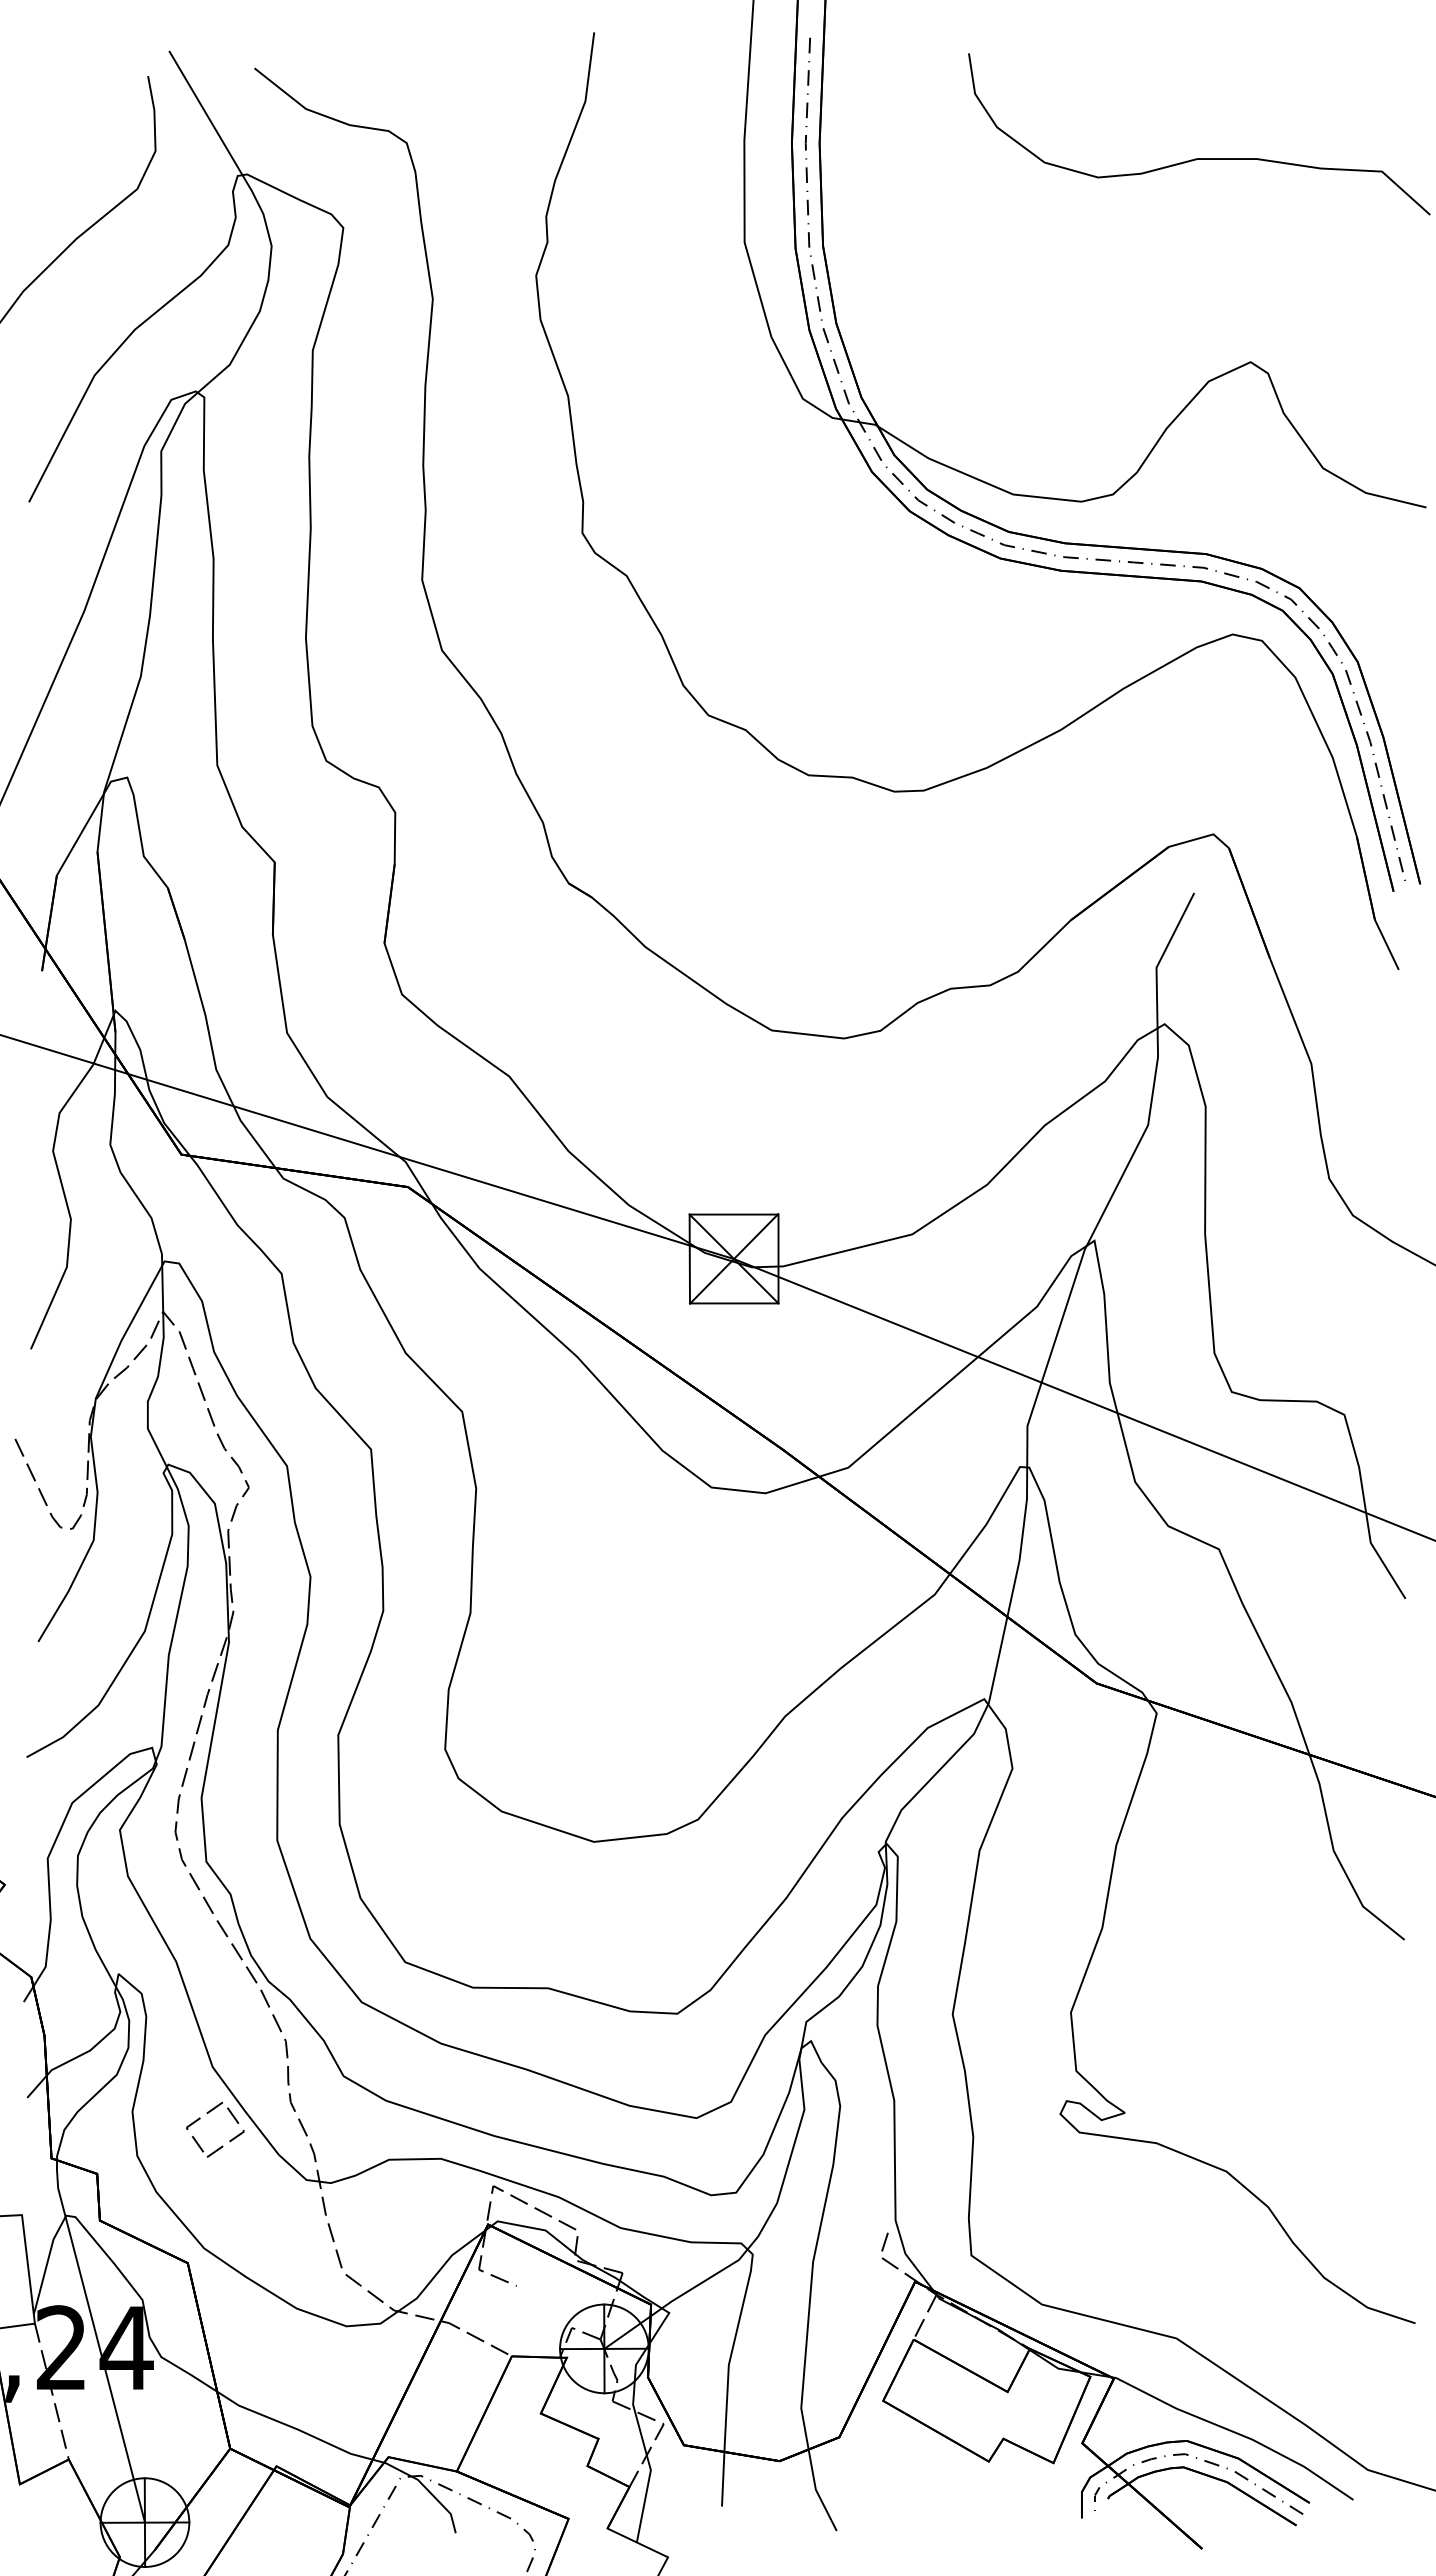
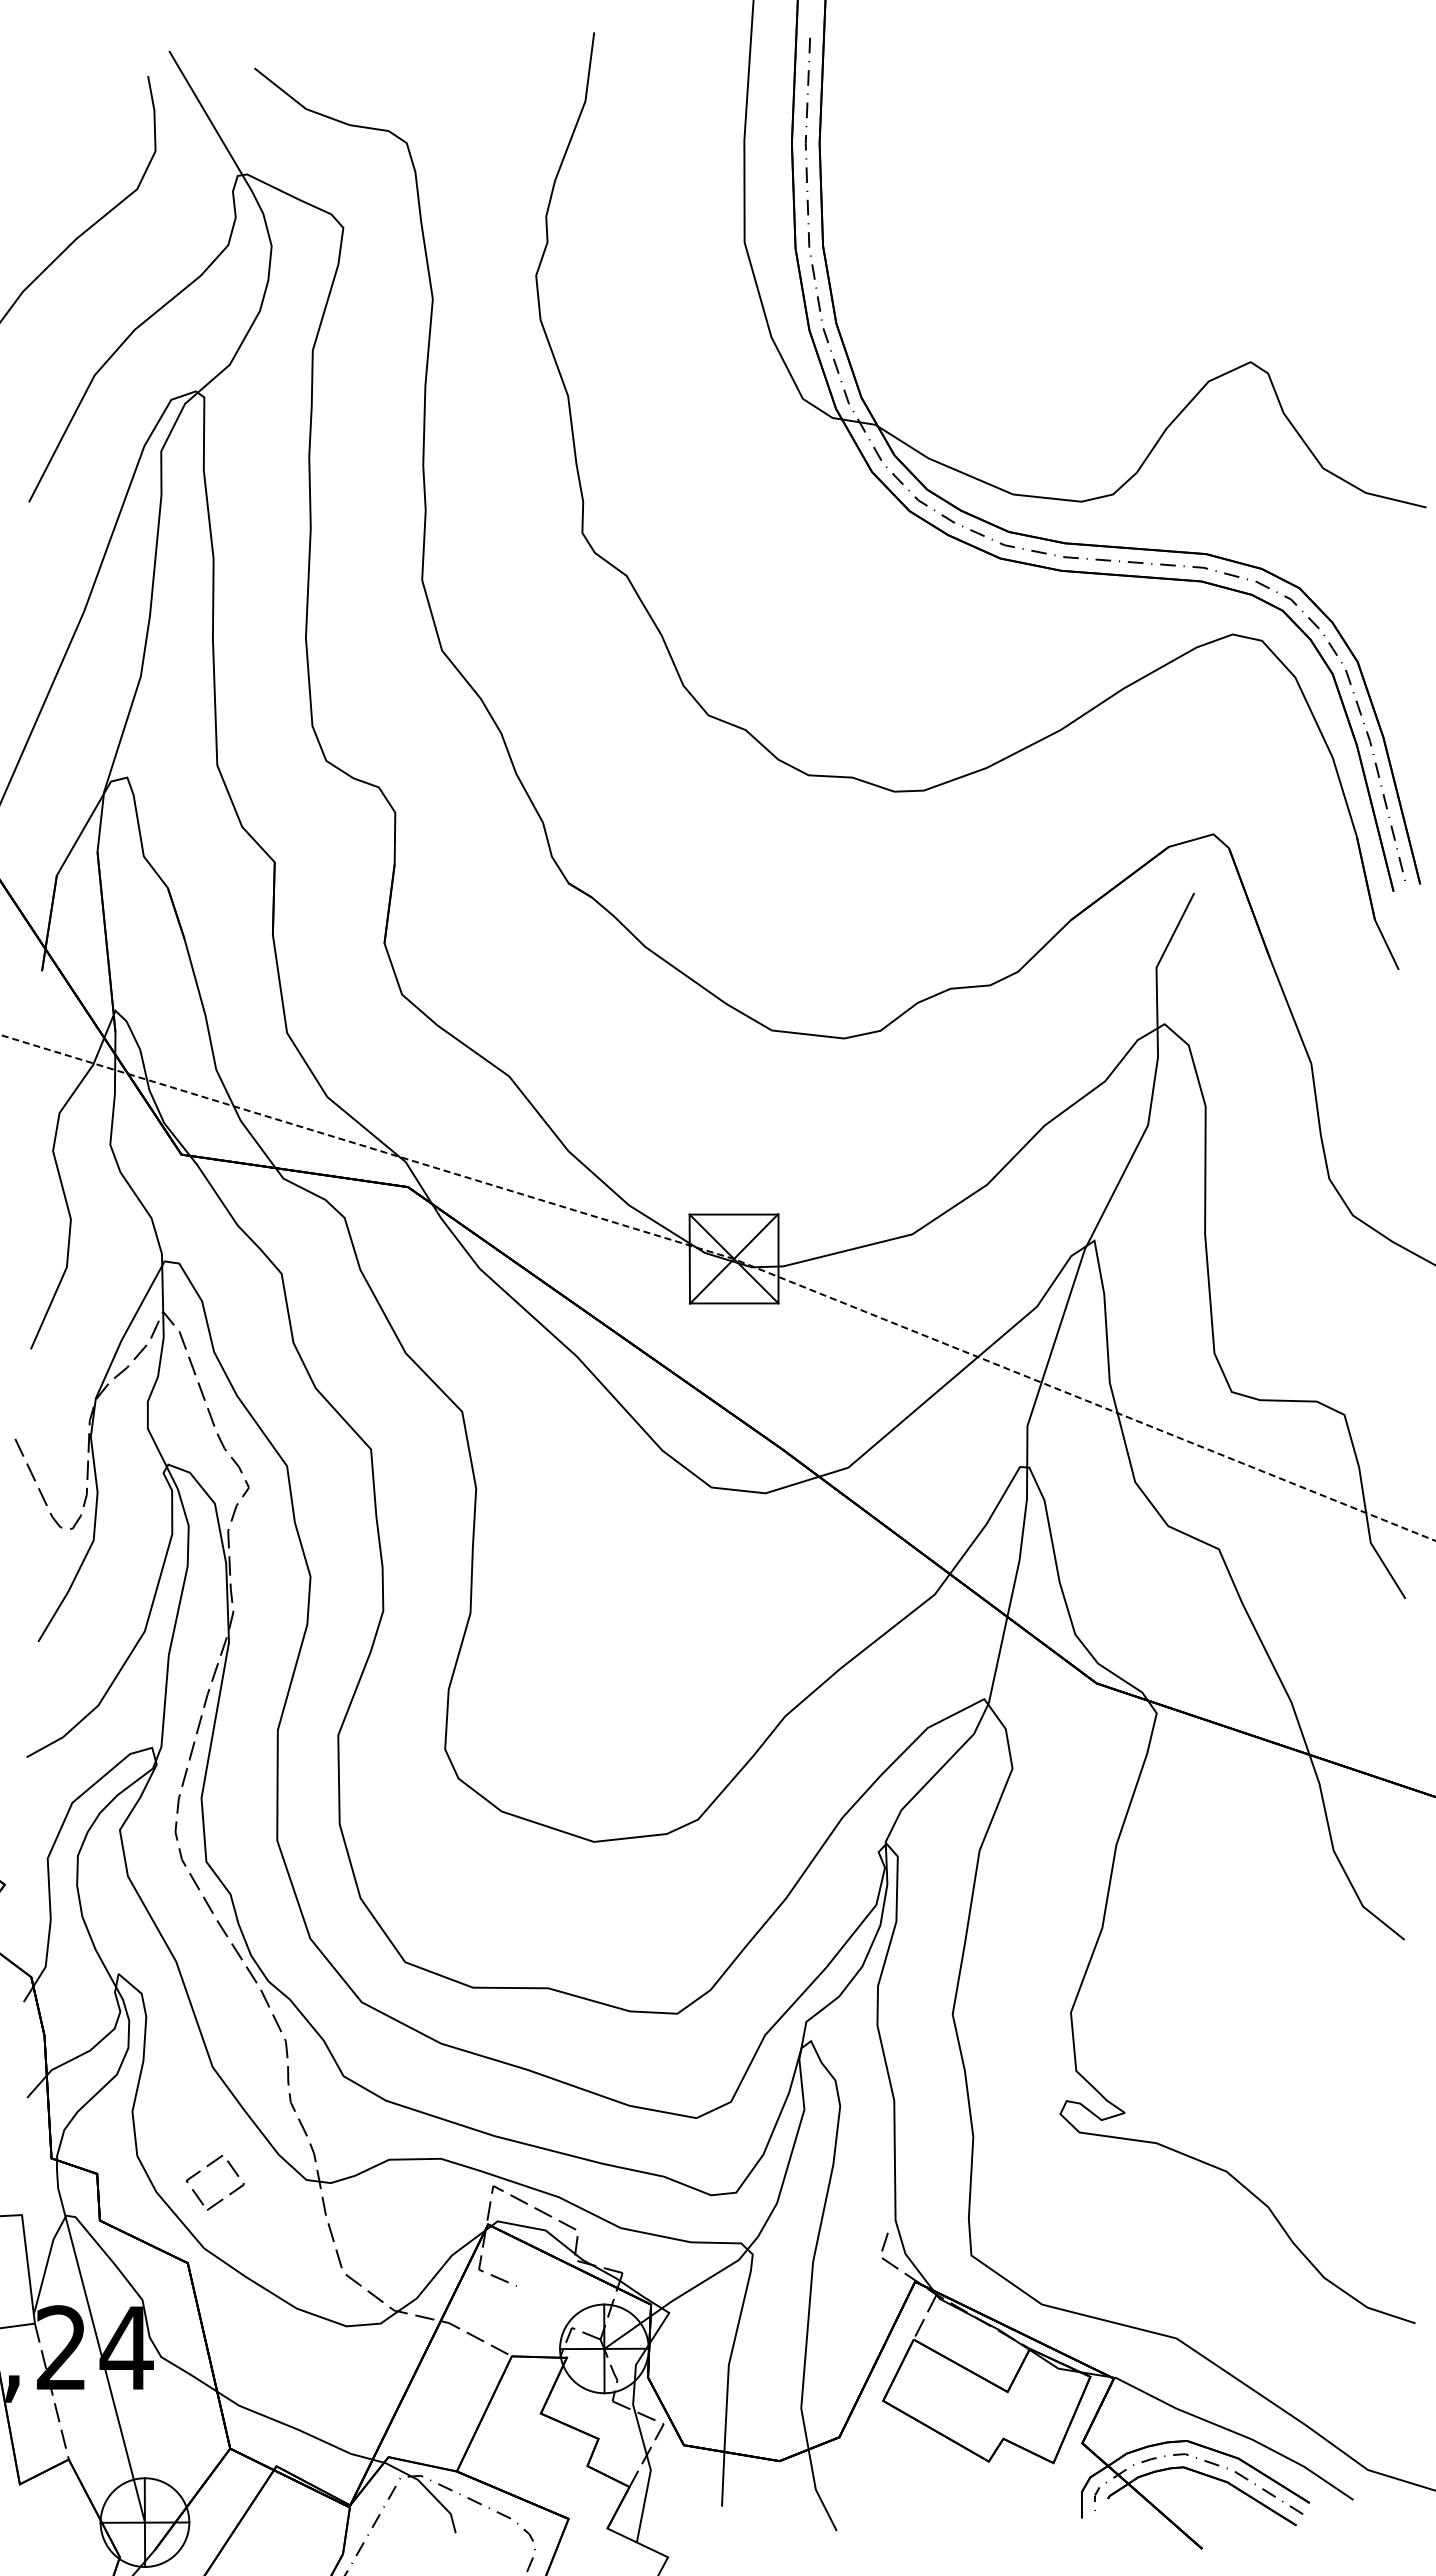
curve: present -> none (1199, 158)
line: solid -> dashed (729, 1257)
part position: (208, 2113) -> (208, 2166) (208, 2166)
